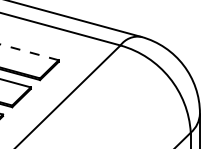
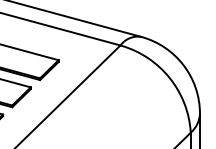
line: dashed -> solid (29, 52)
